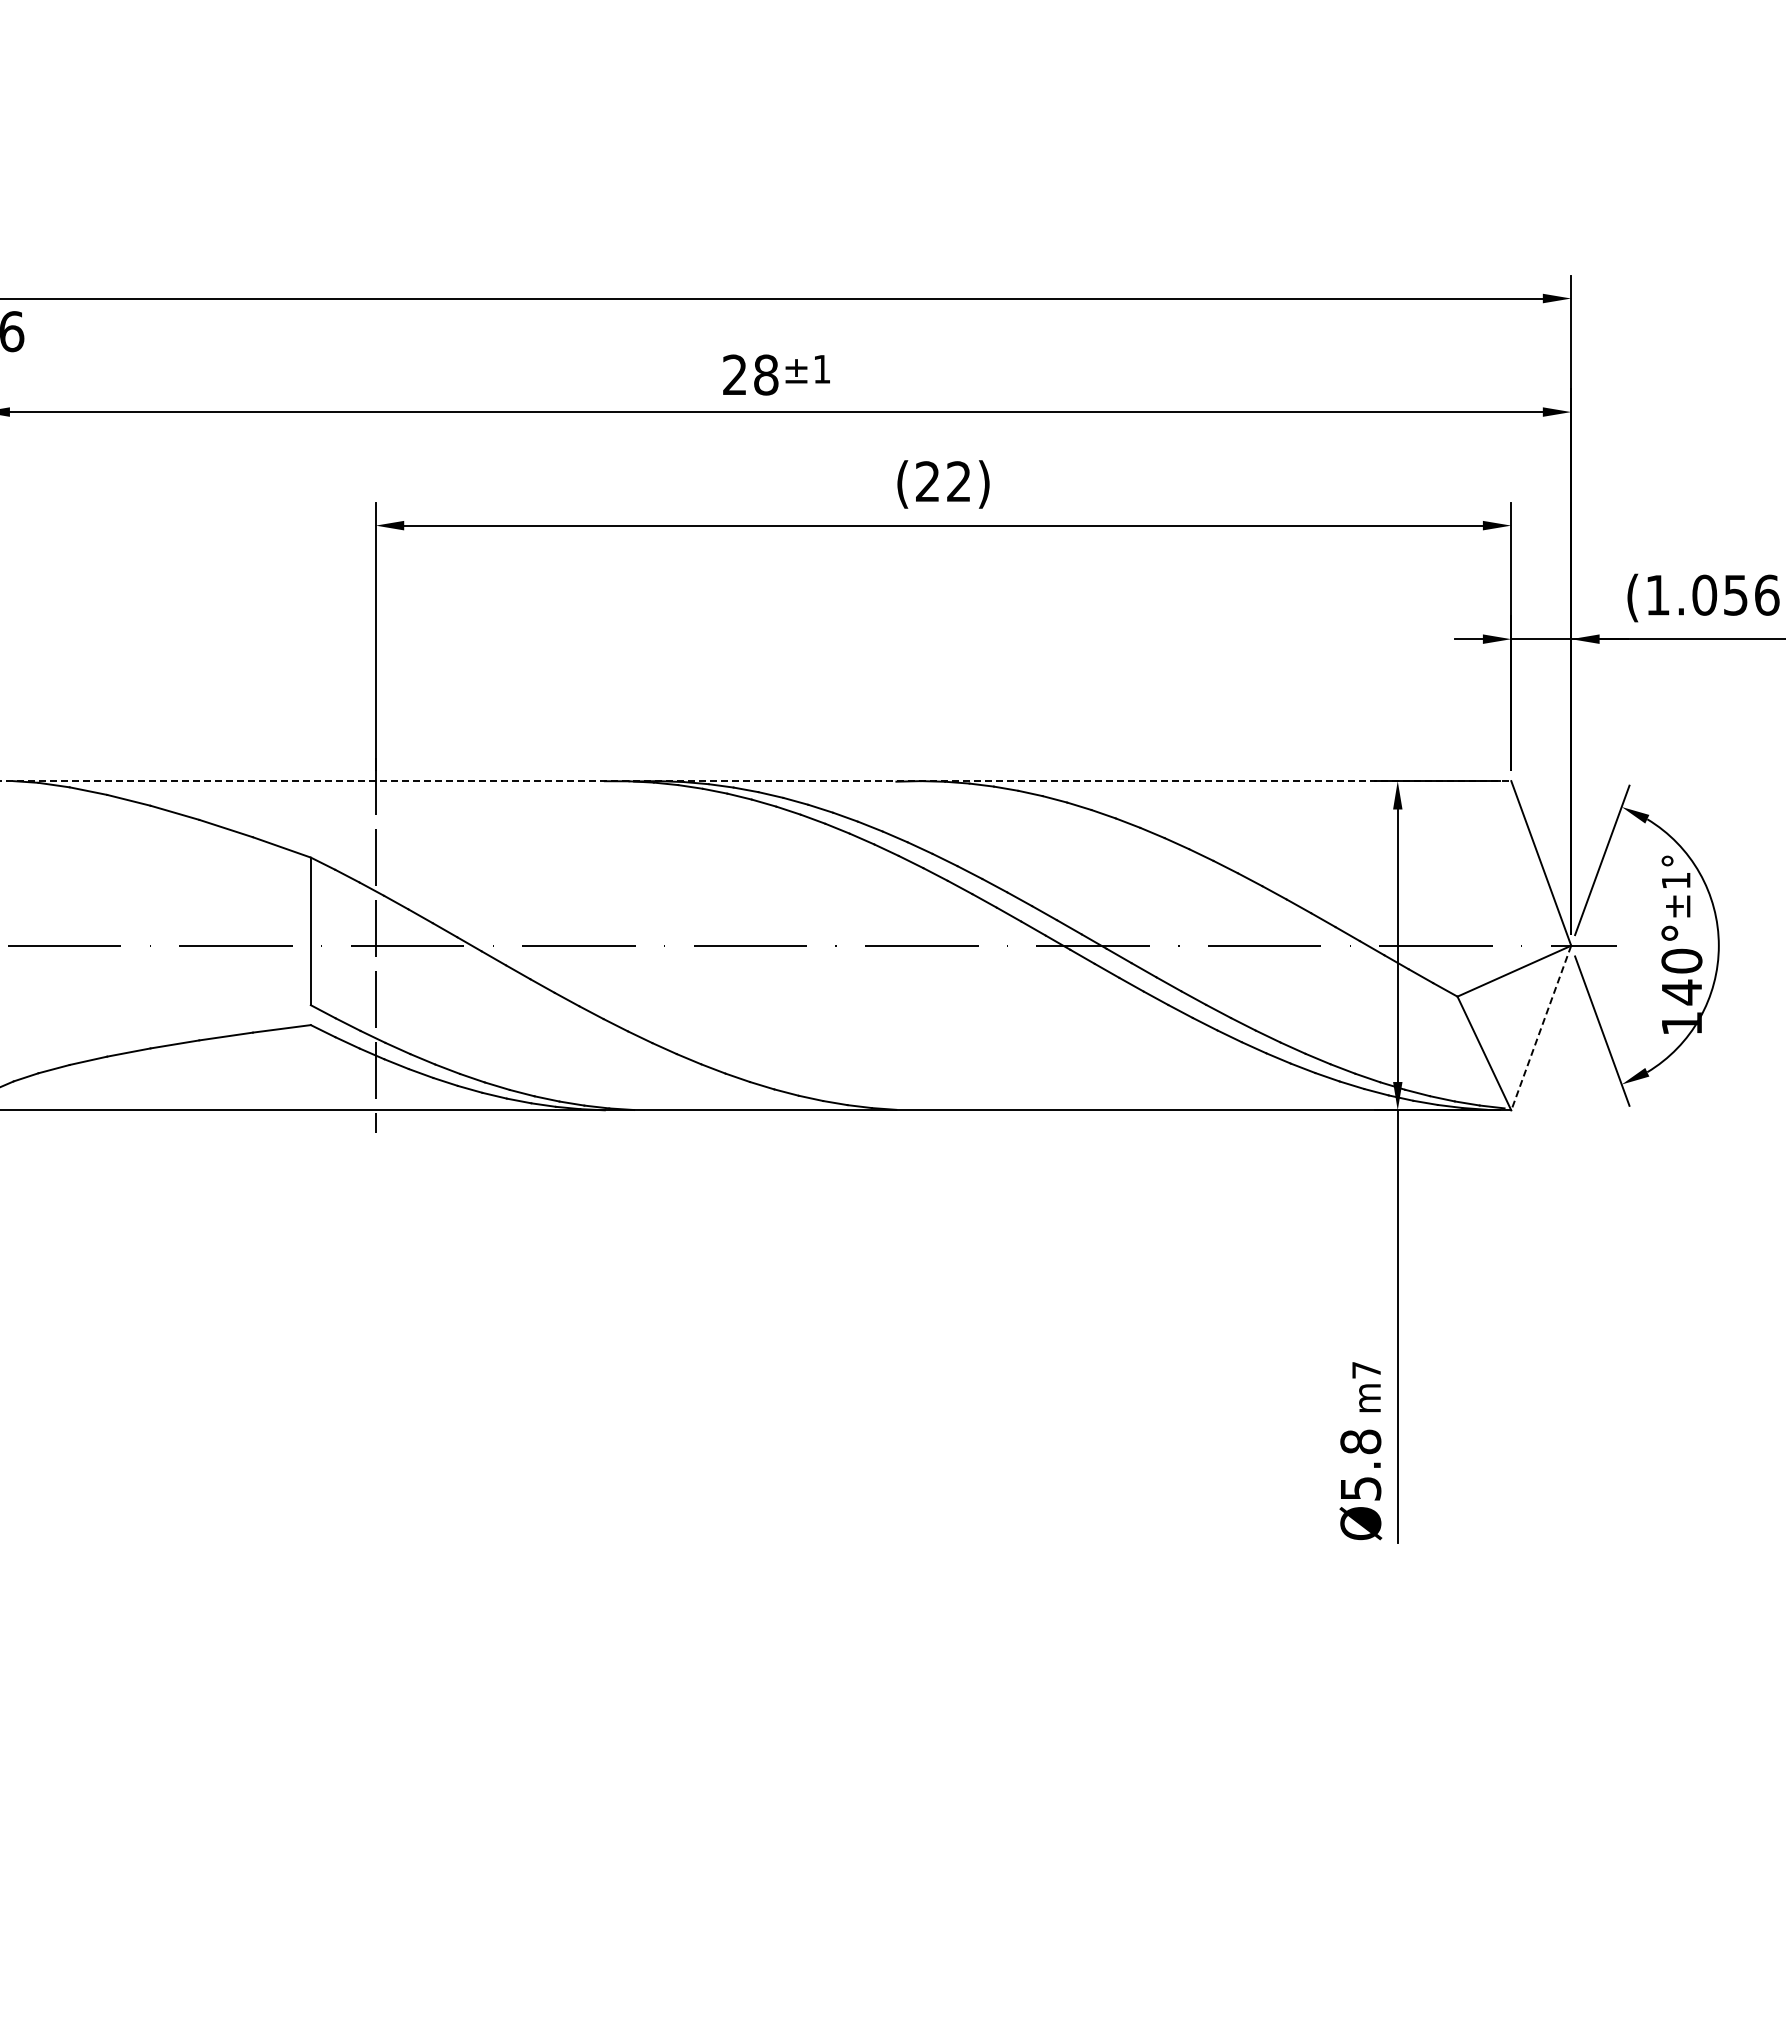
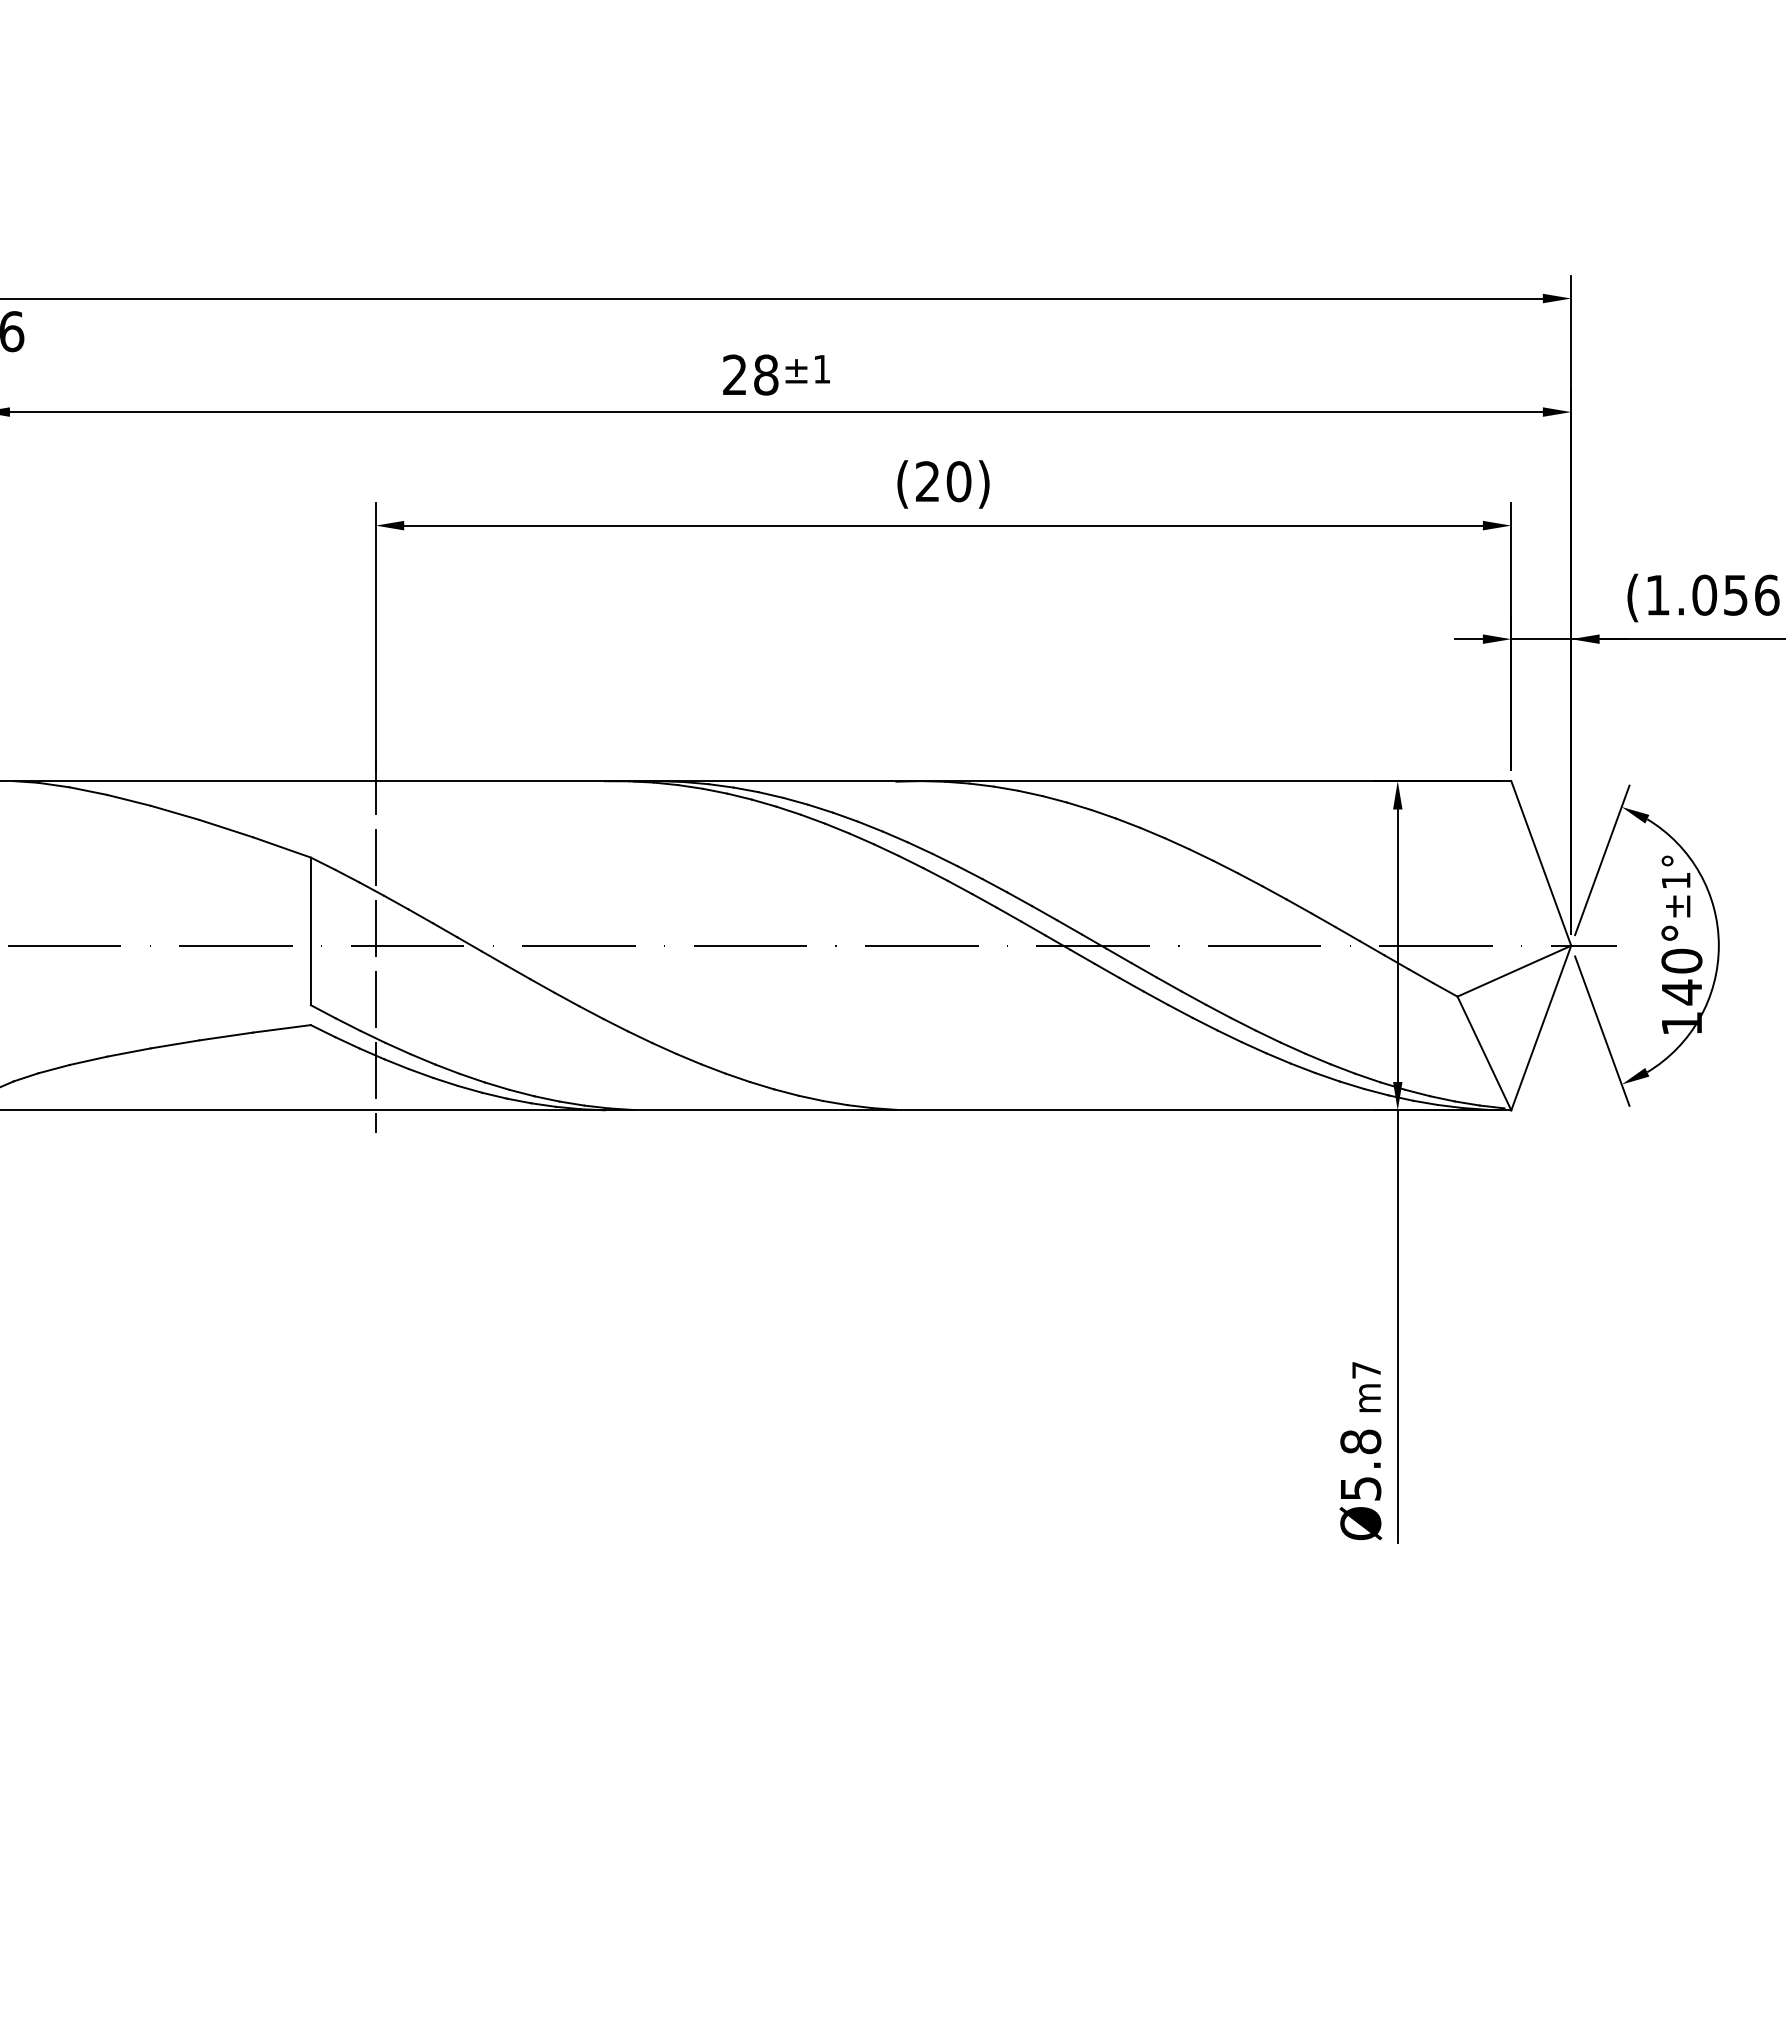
text: (22) -> (20) (958, 481)
line: dashed -> solid (756, 781)
line: dashed -> solid (1541, 1028)
